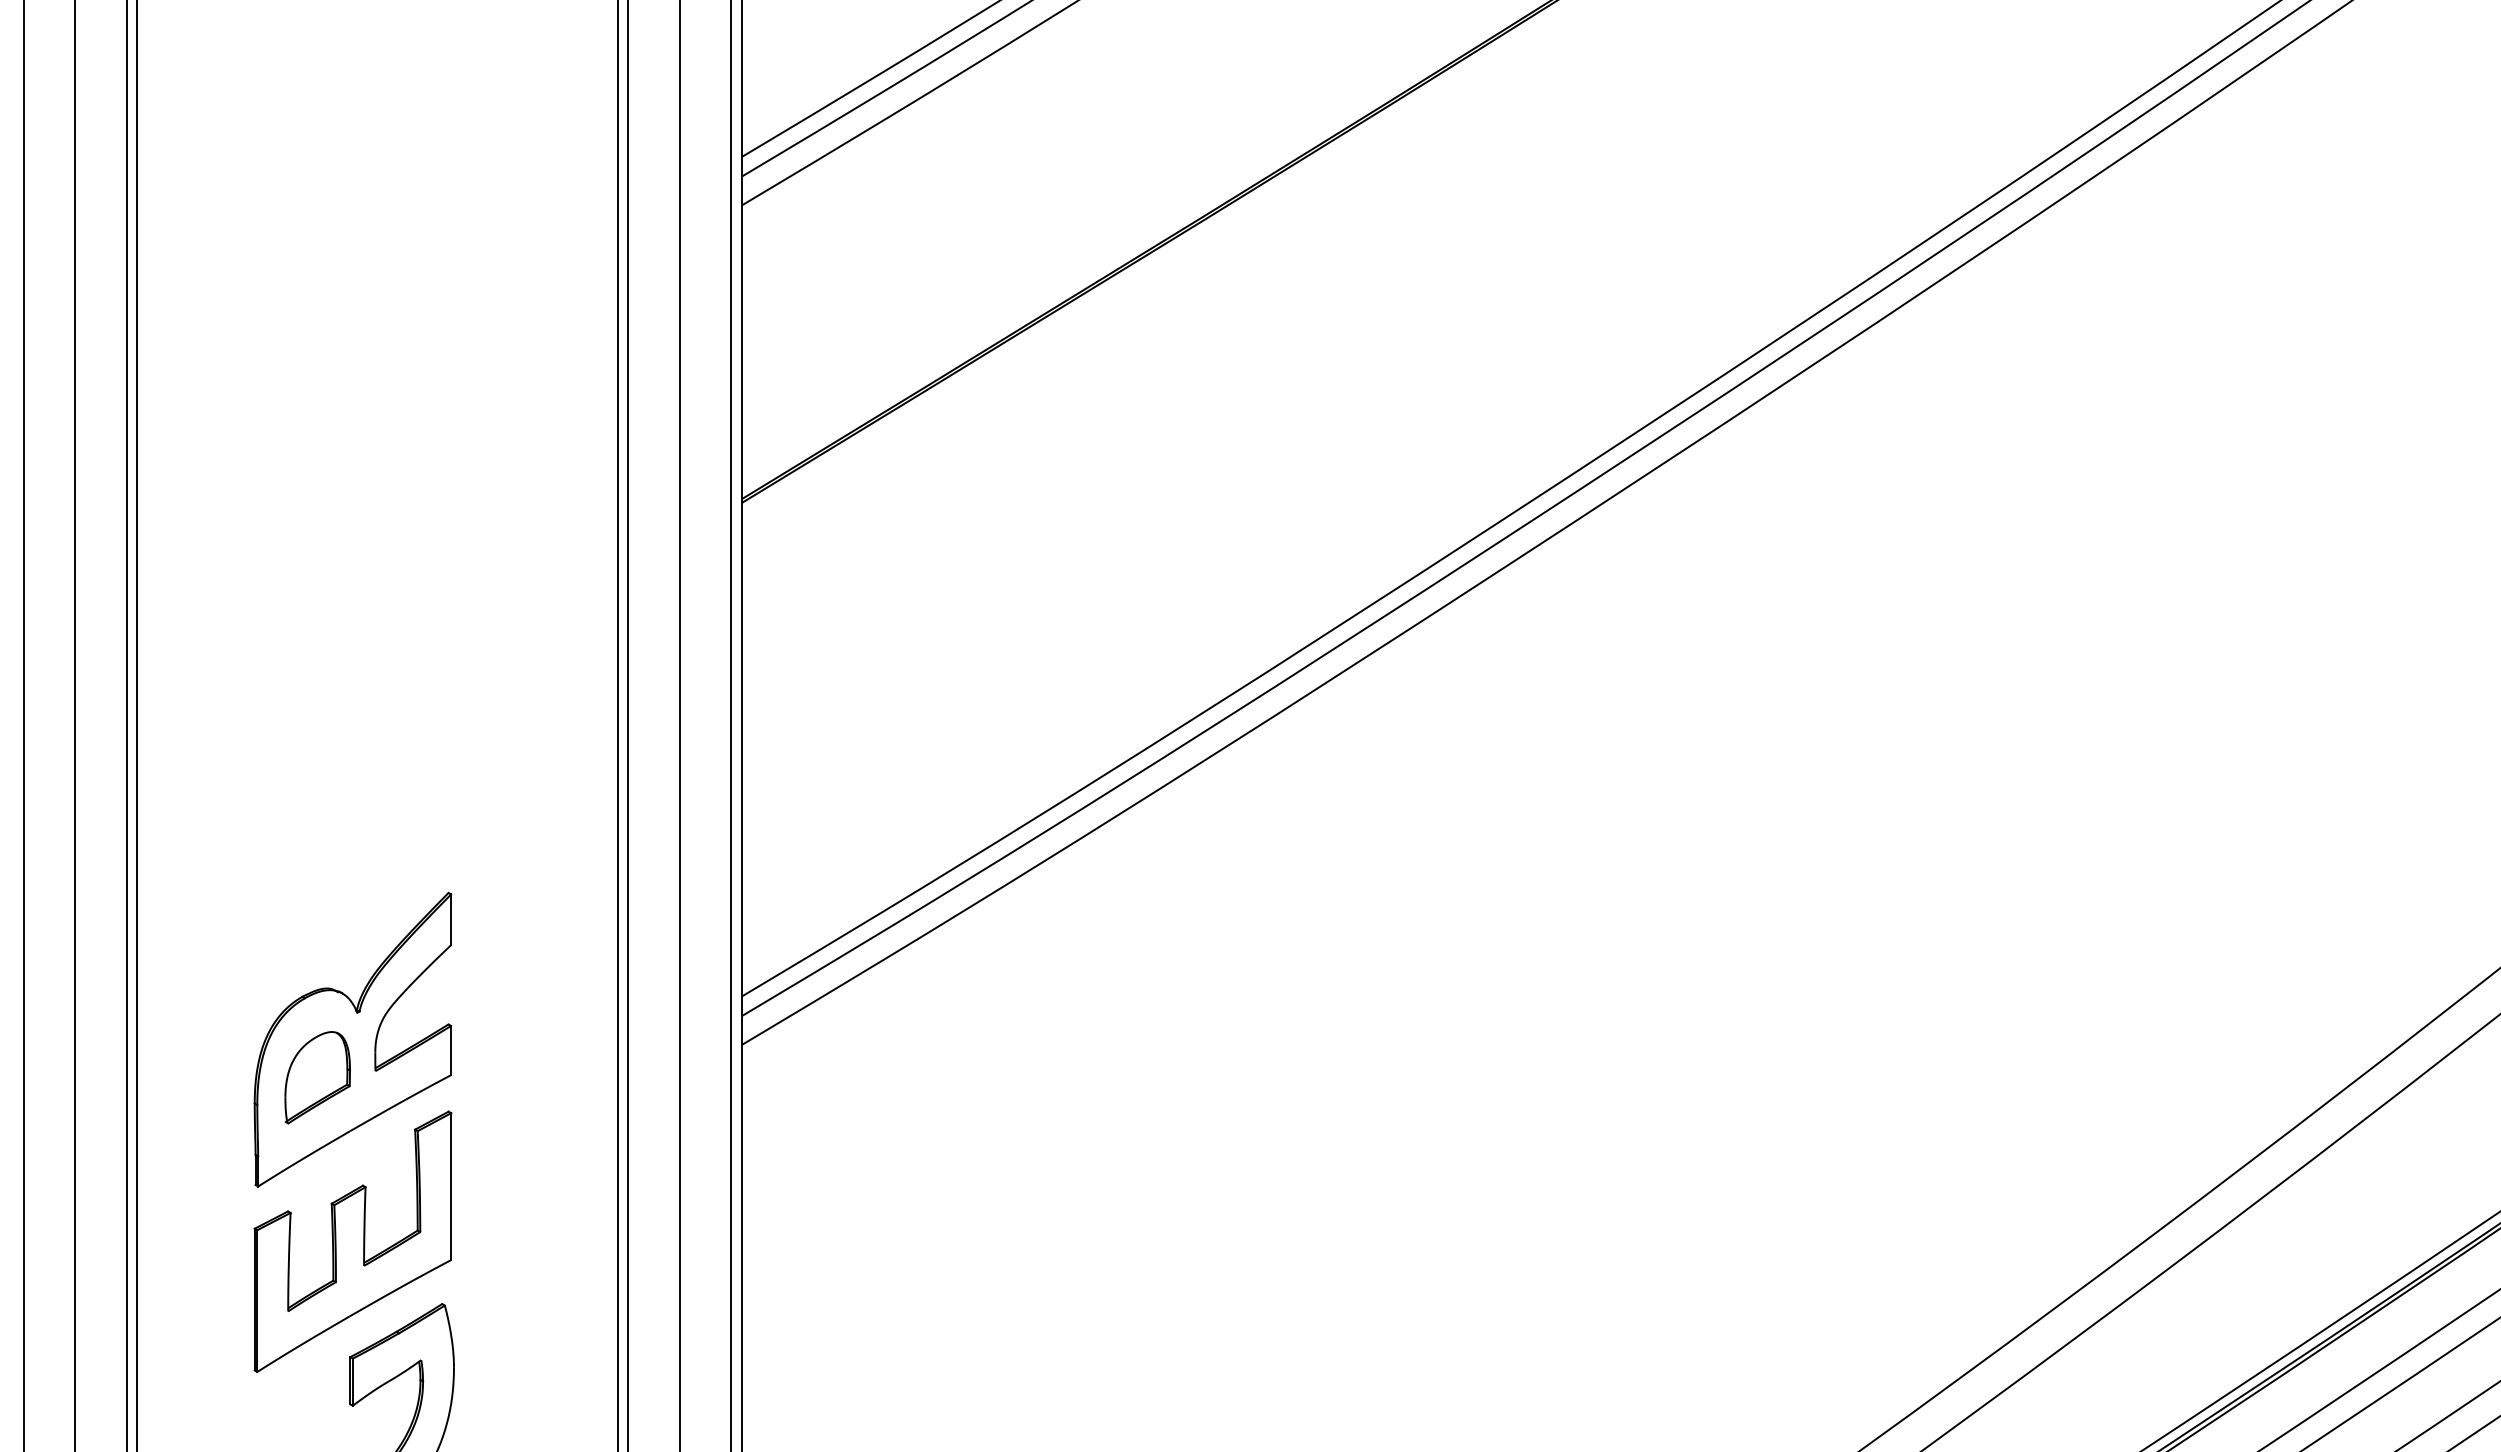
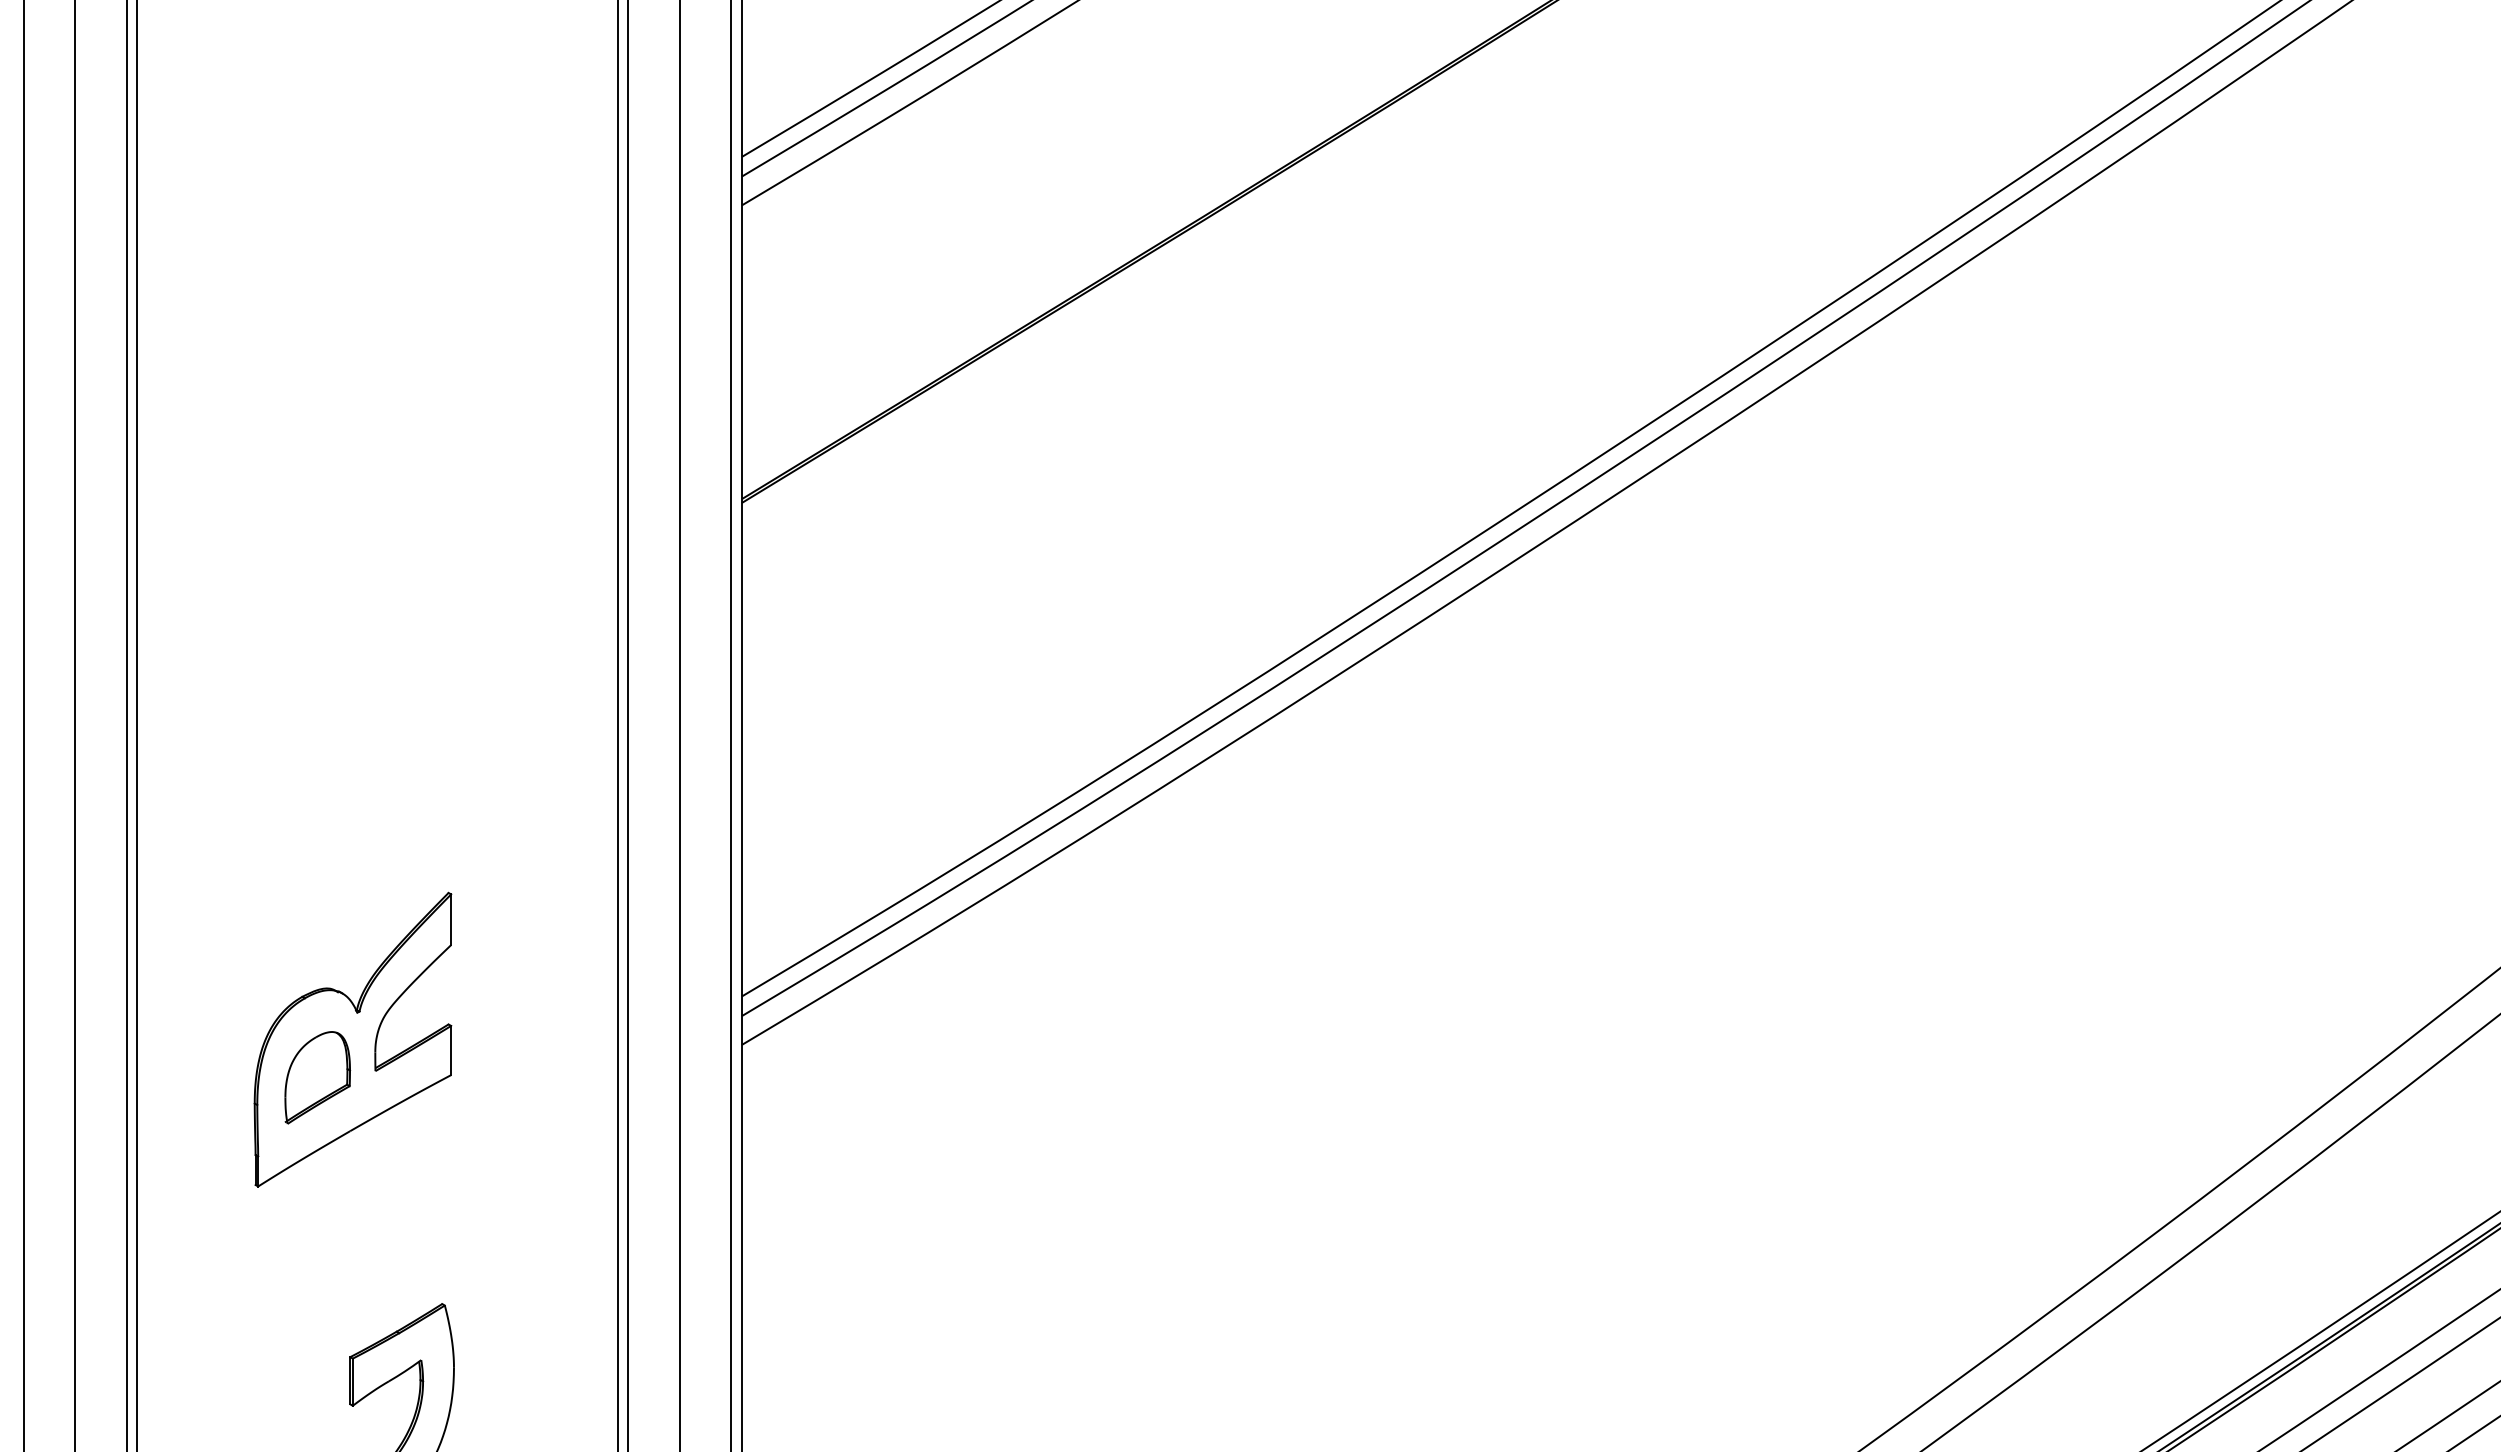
part: present -> none (352, 1241)
